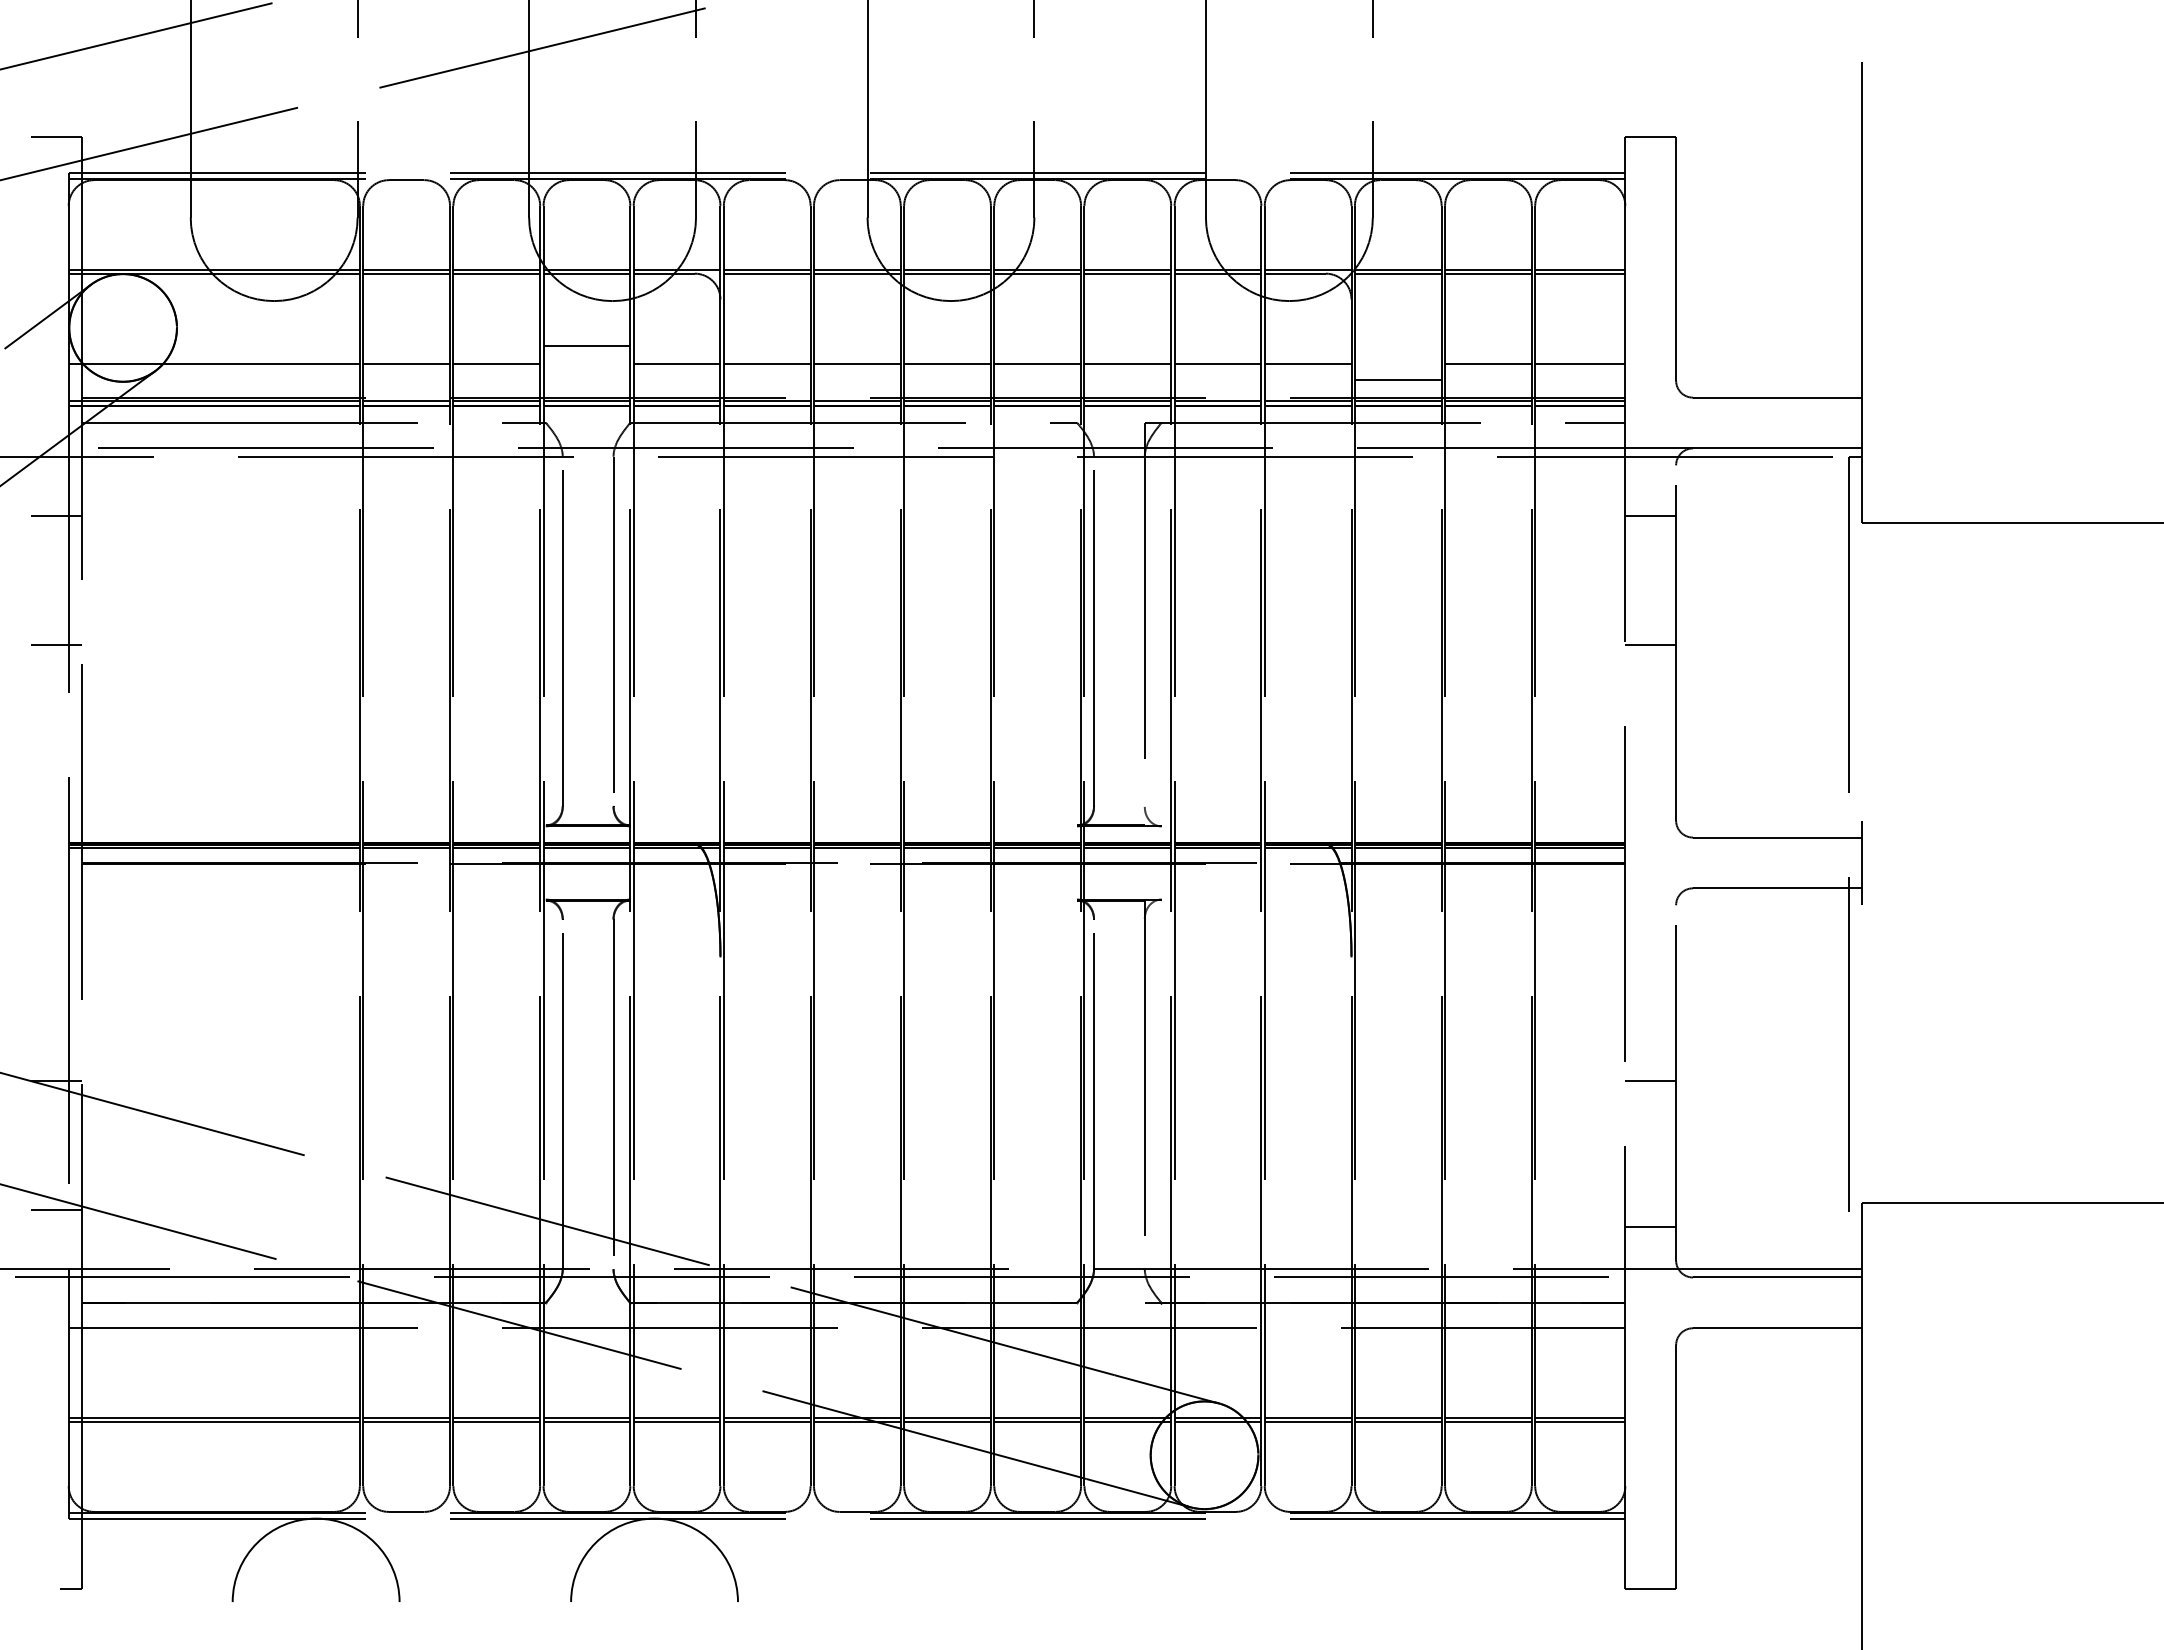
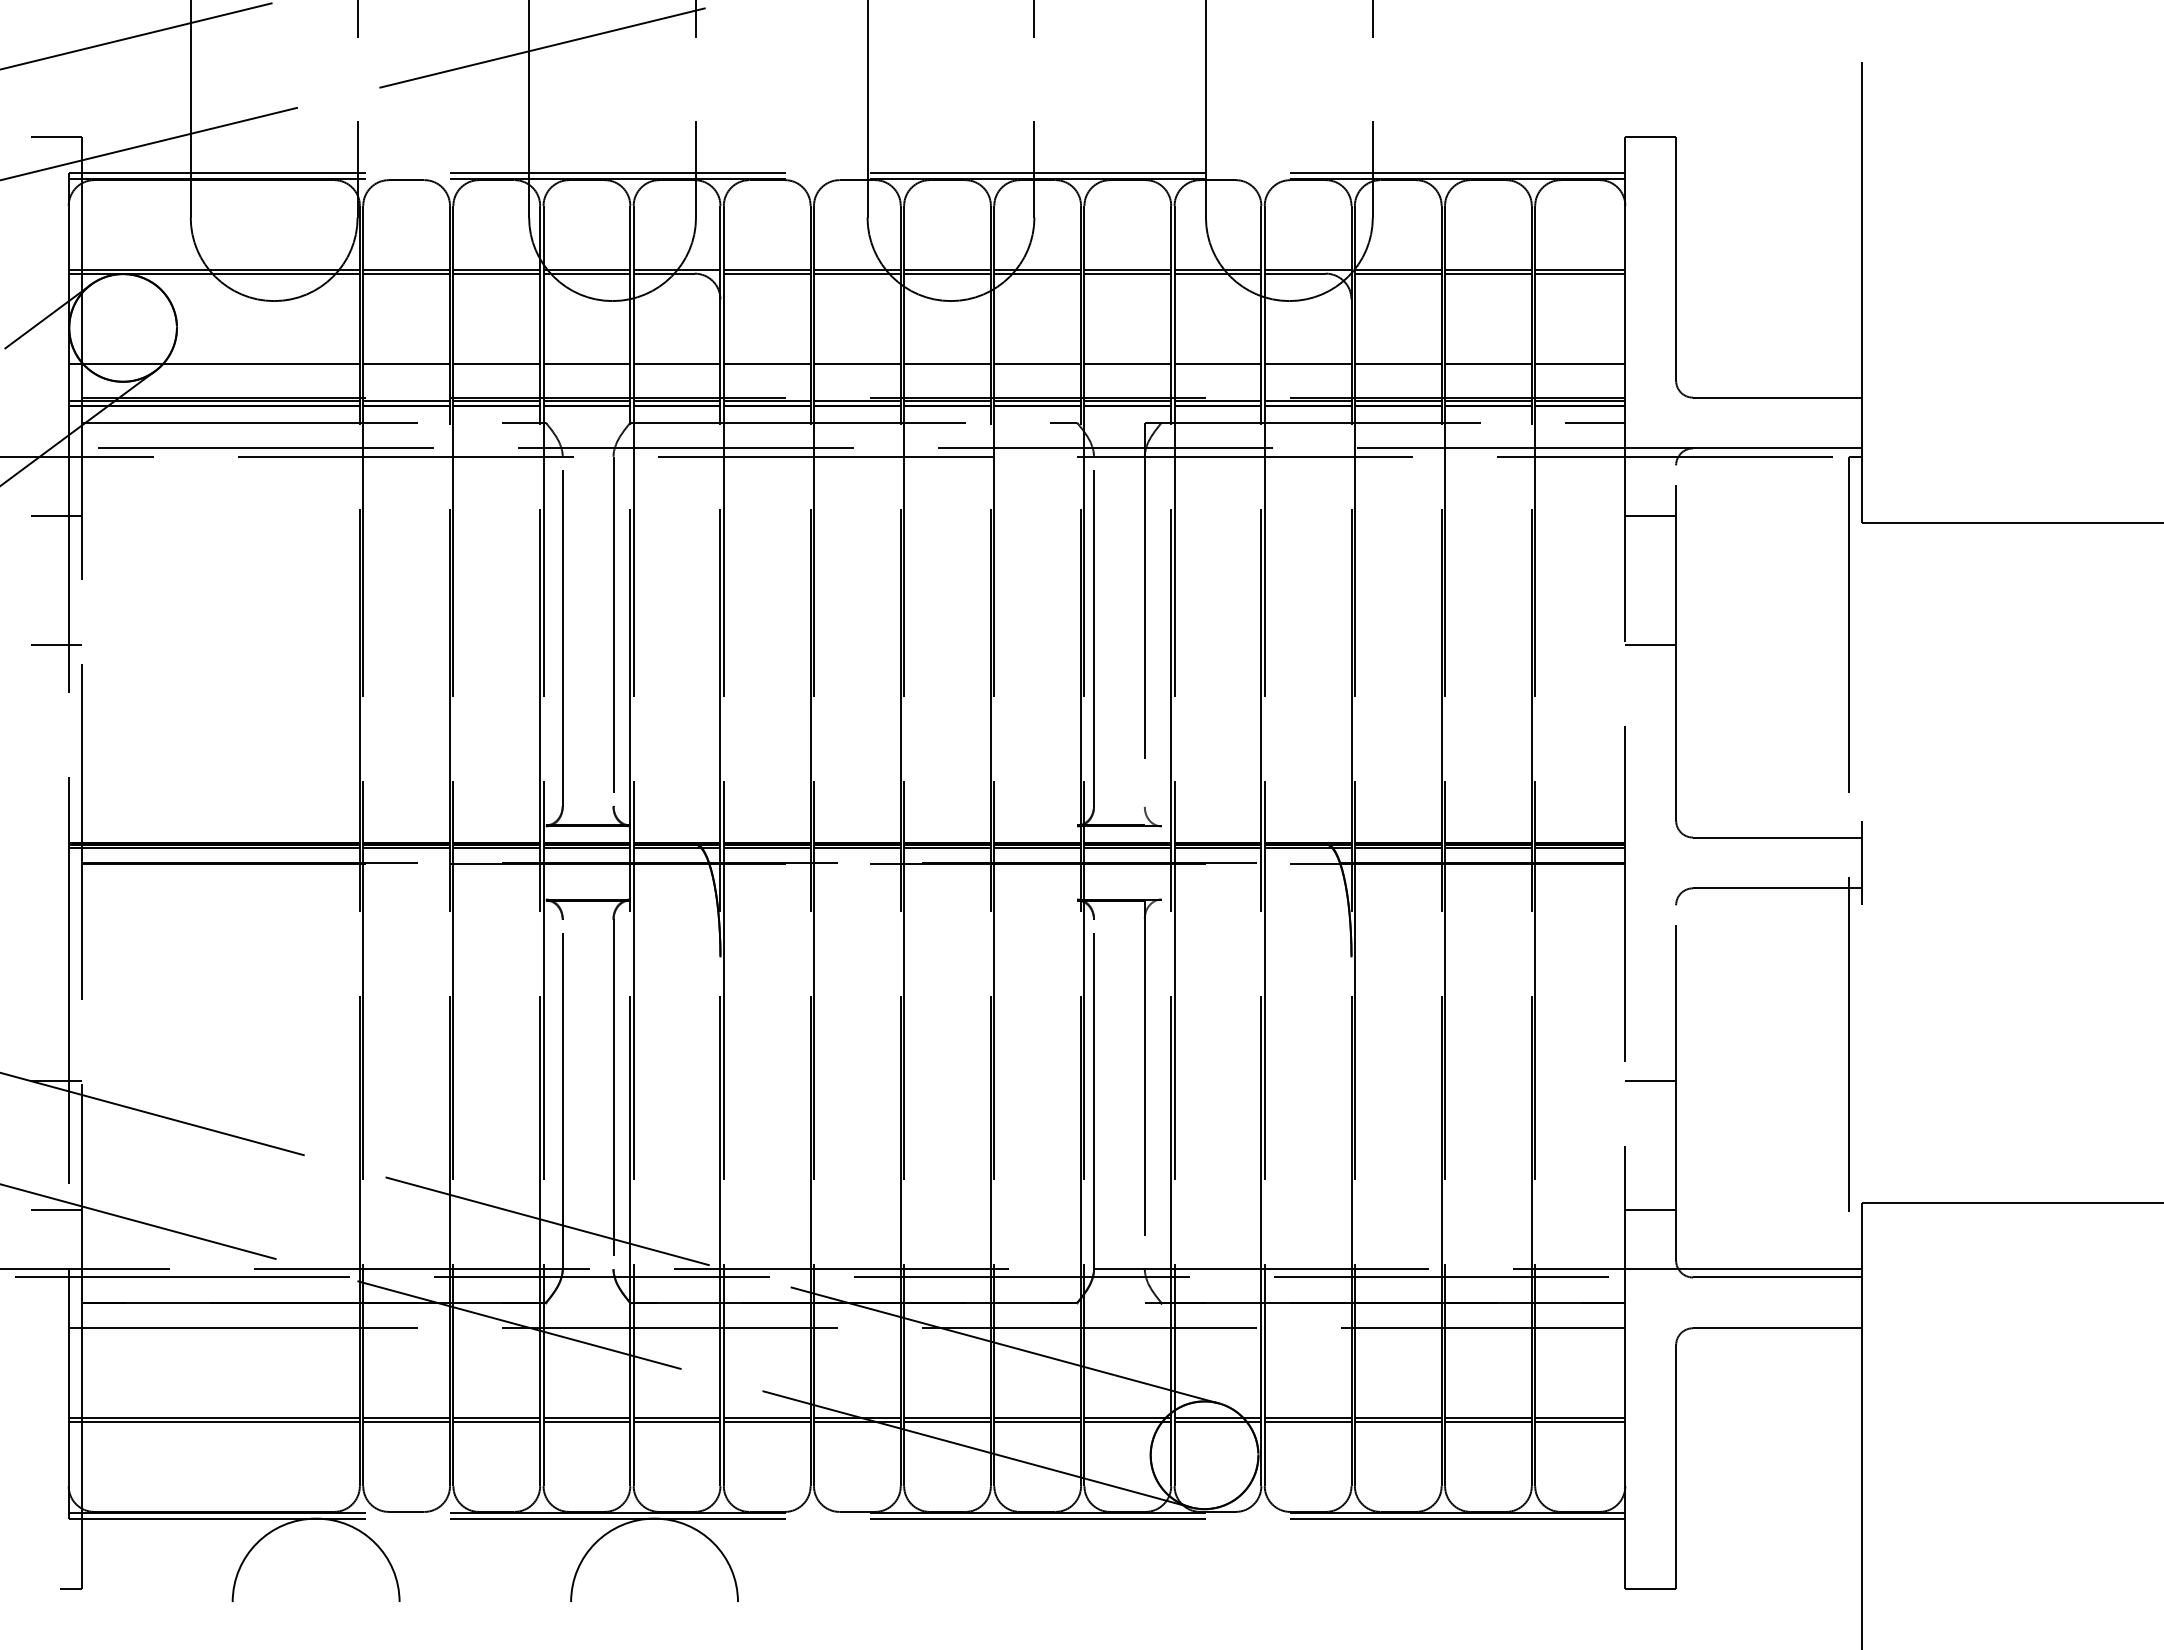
line position: (586, 345) -> (586, 363) (586, 363)
line position: (1397, 379) -> (1397, 363) (1397, 363)
line position: (1650, 1226) -> (1650, 1209) (1650, 1209)
